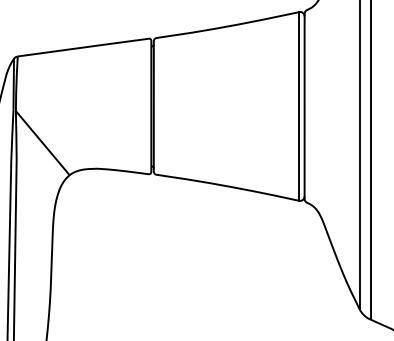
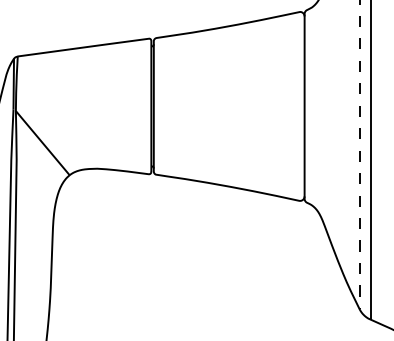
line: present -> none (299, 106)
line: solid -> dashed (359, 154)
